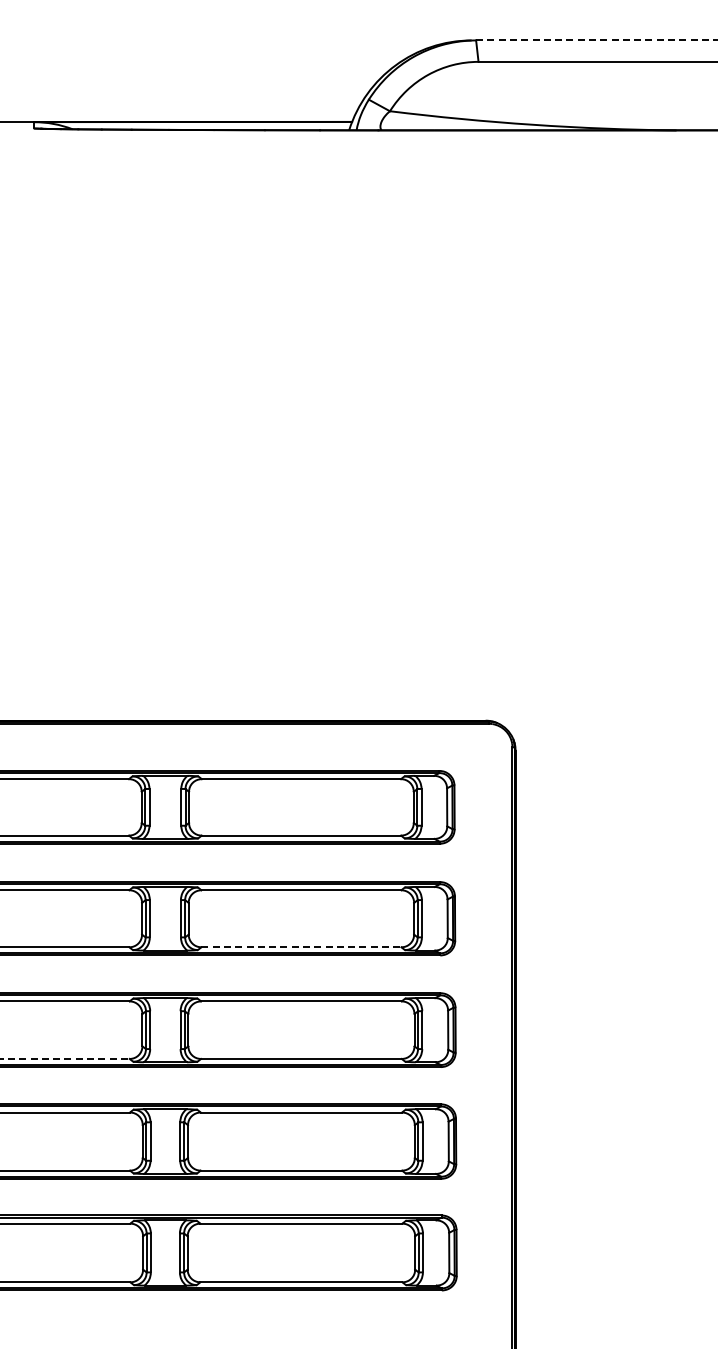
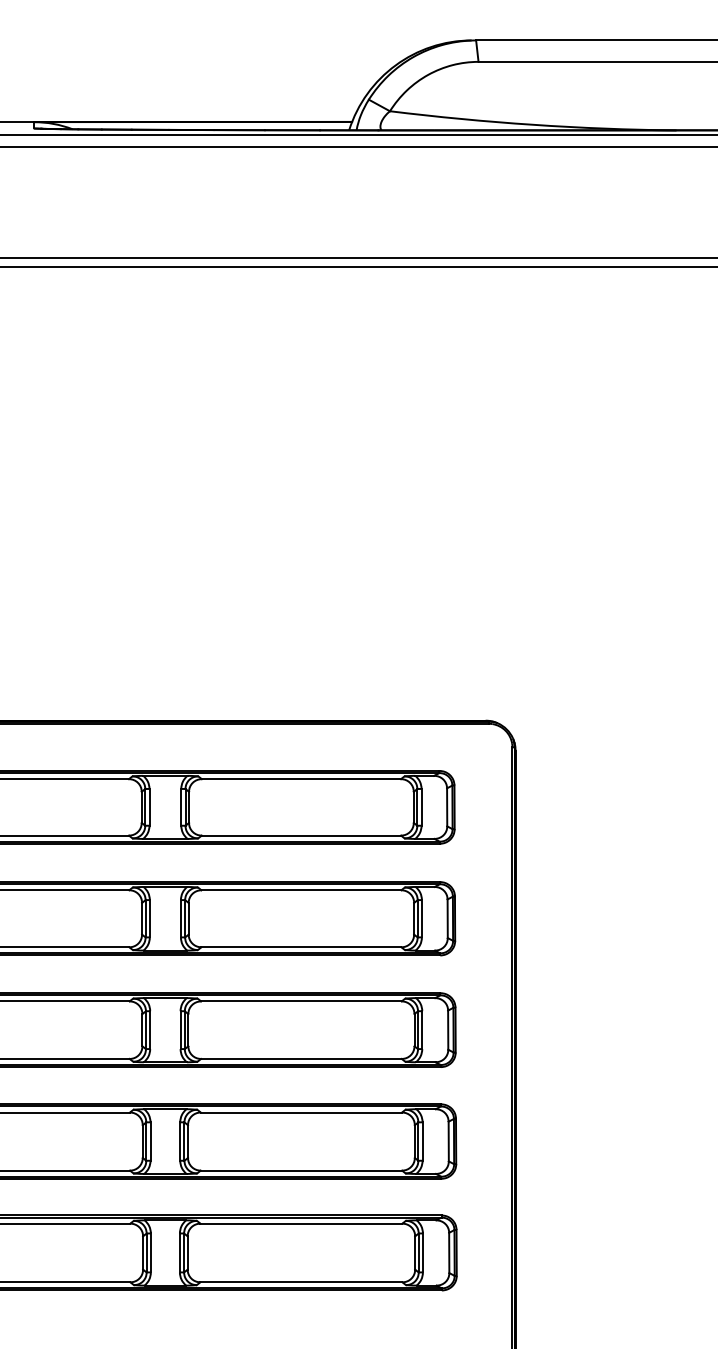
line: dashed -> solid (597, 40)
line: none -> present (358, 134)
line: none -> present (358, 146)
line: none -> present (358, 258)
line: none -> present (358, 267)
line: dashed -> solid (301, 947)
line: dashed -> solid (65, 1058)
